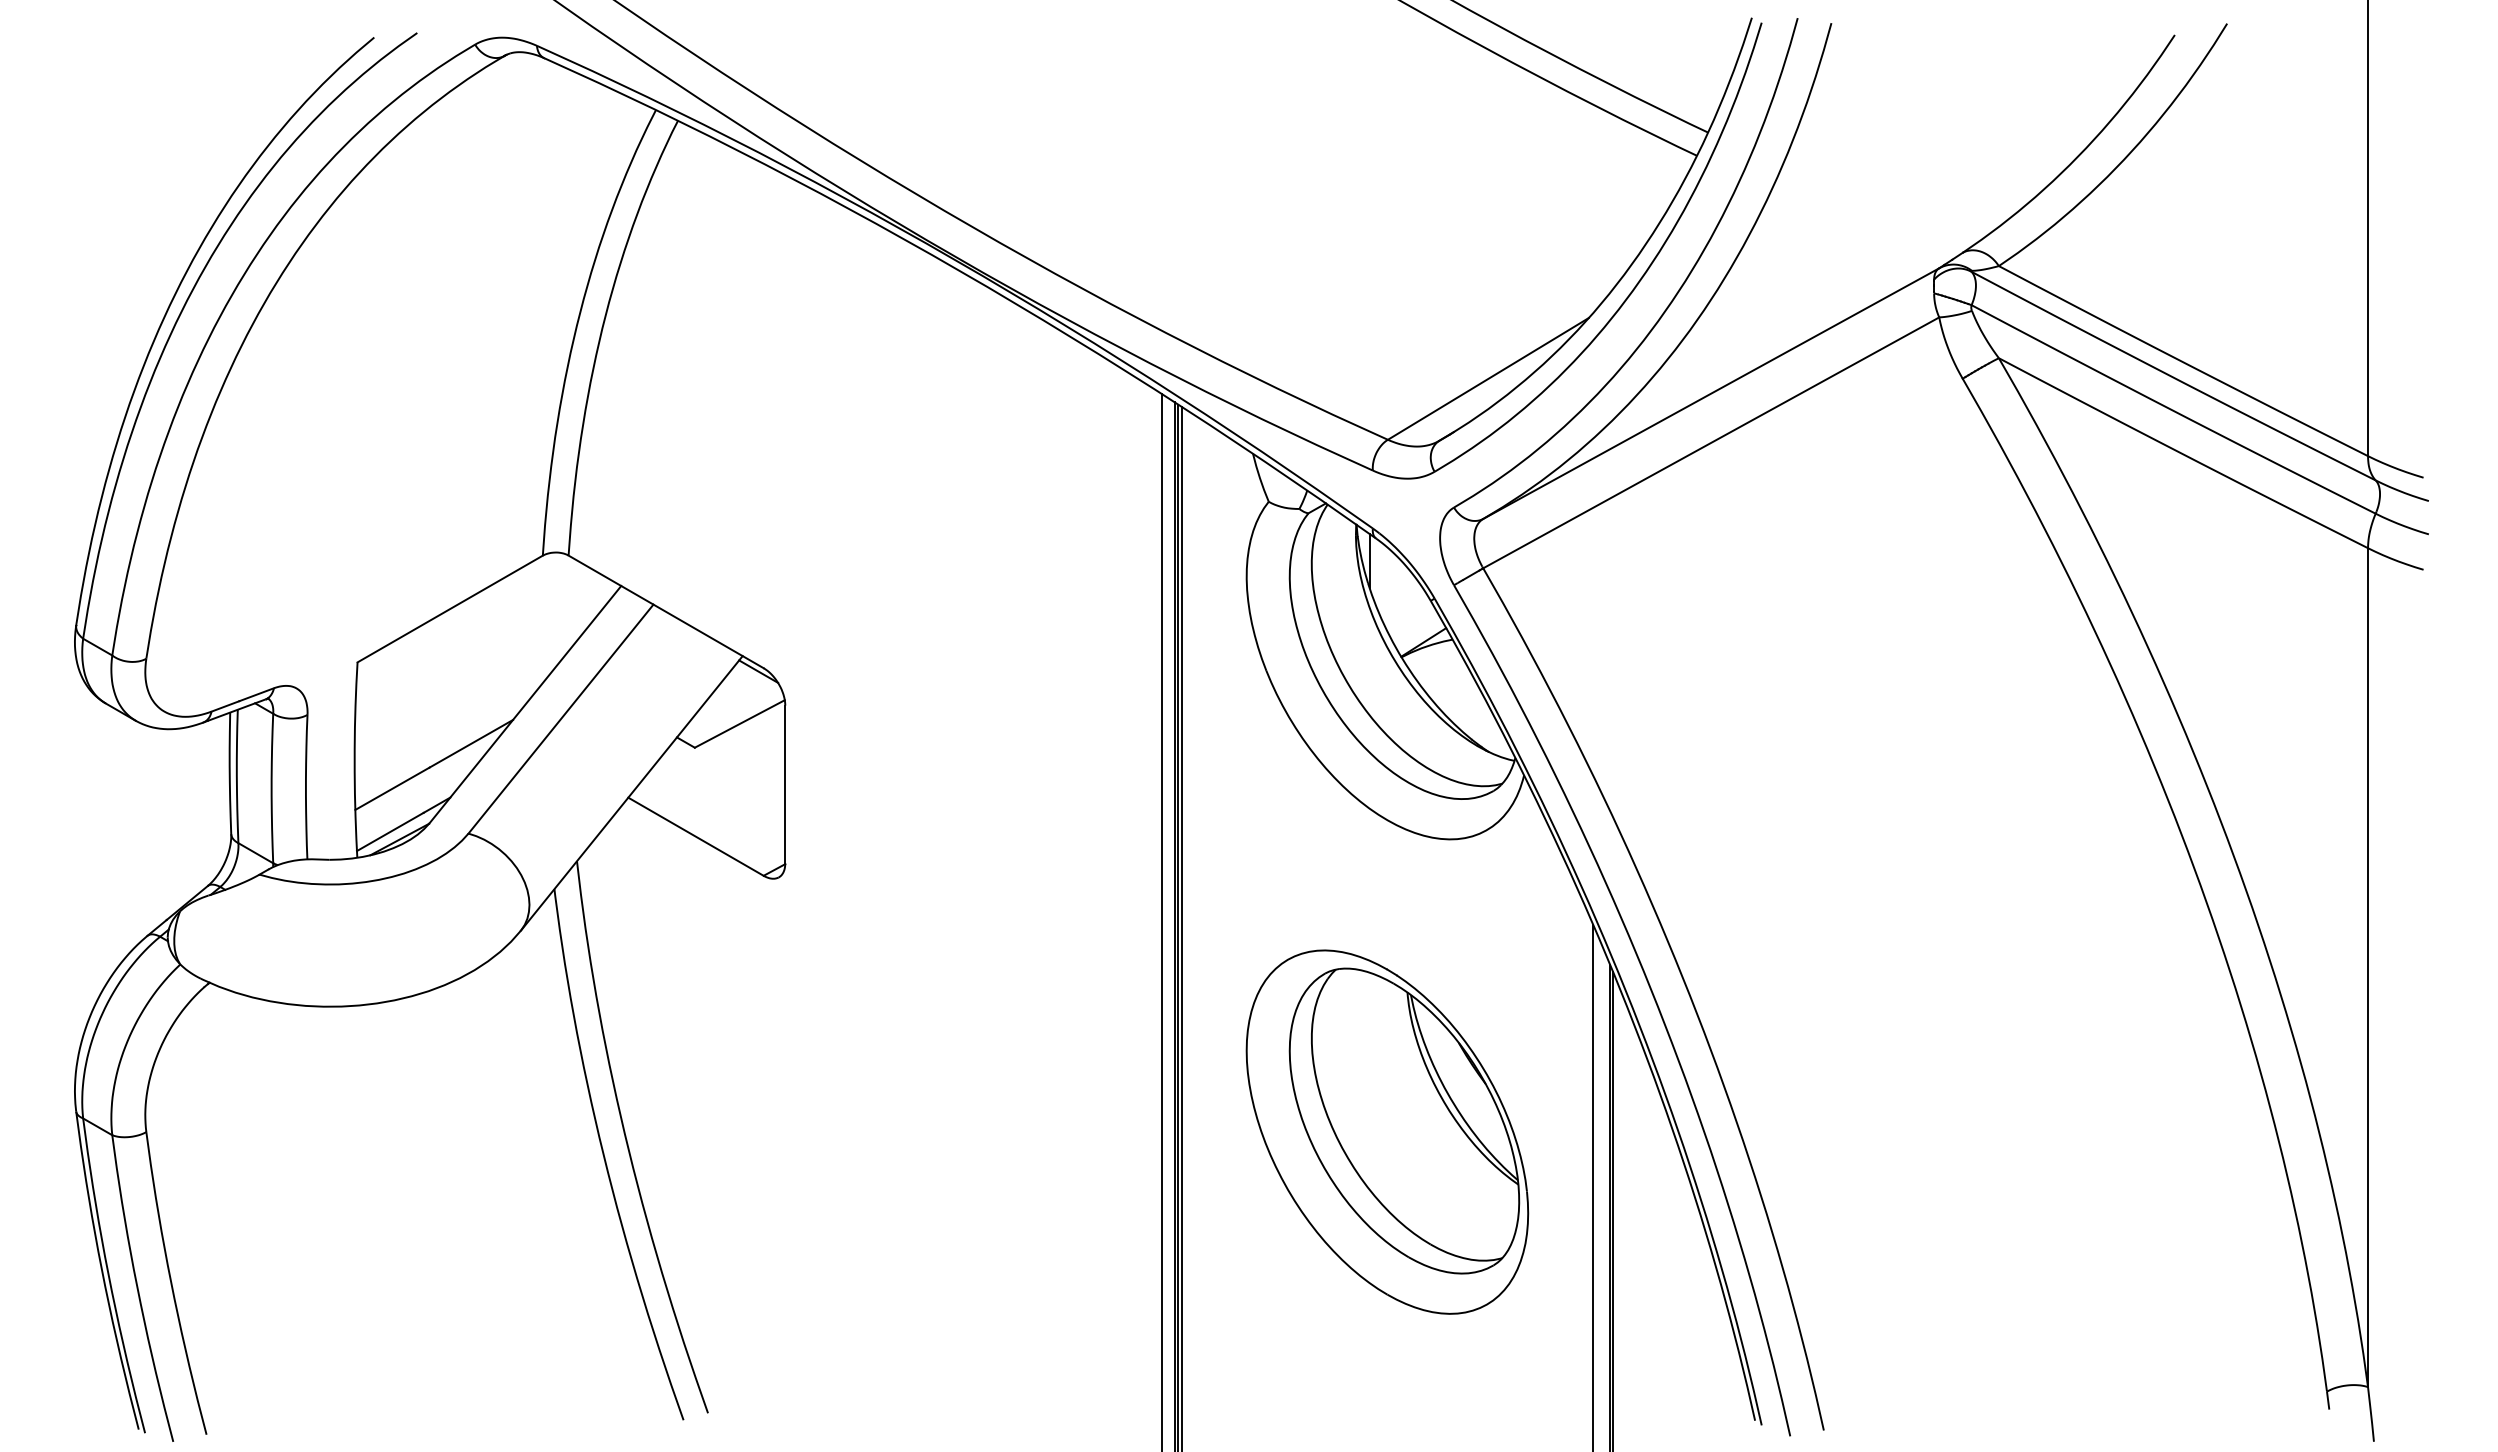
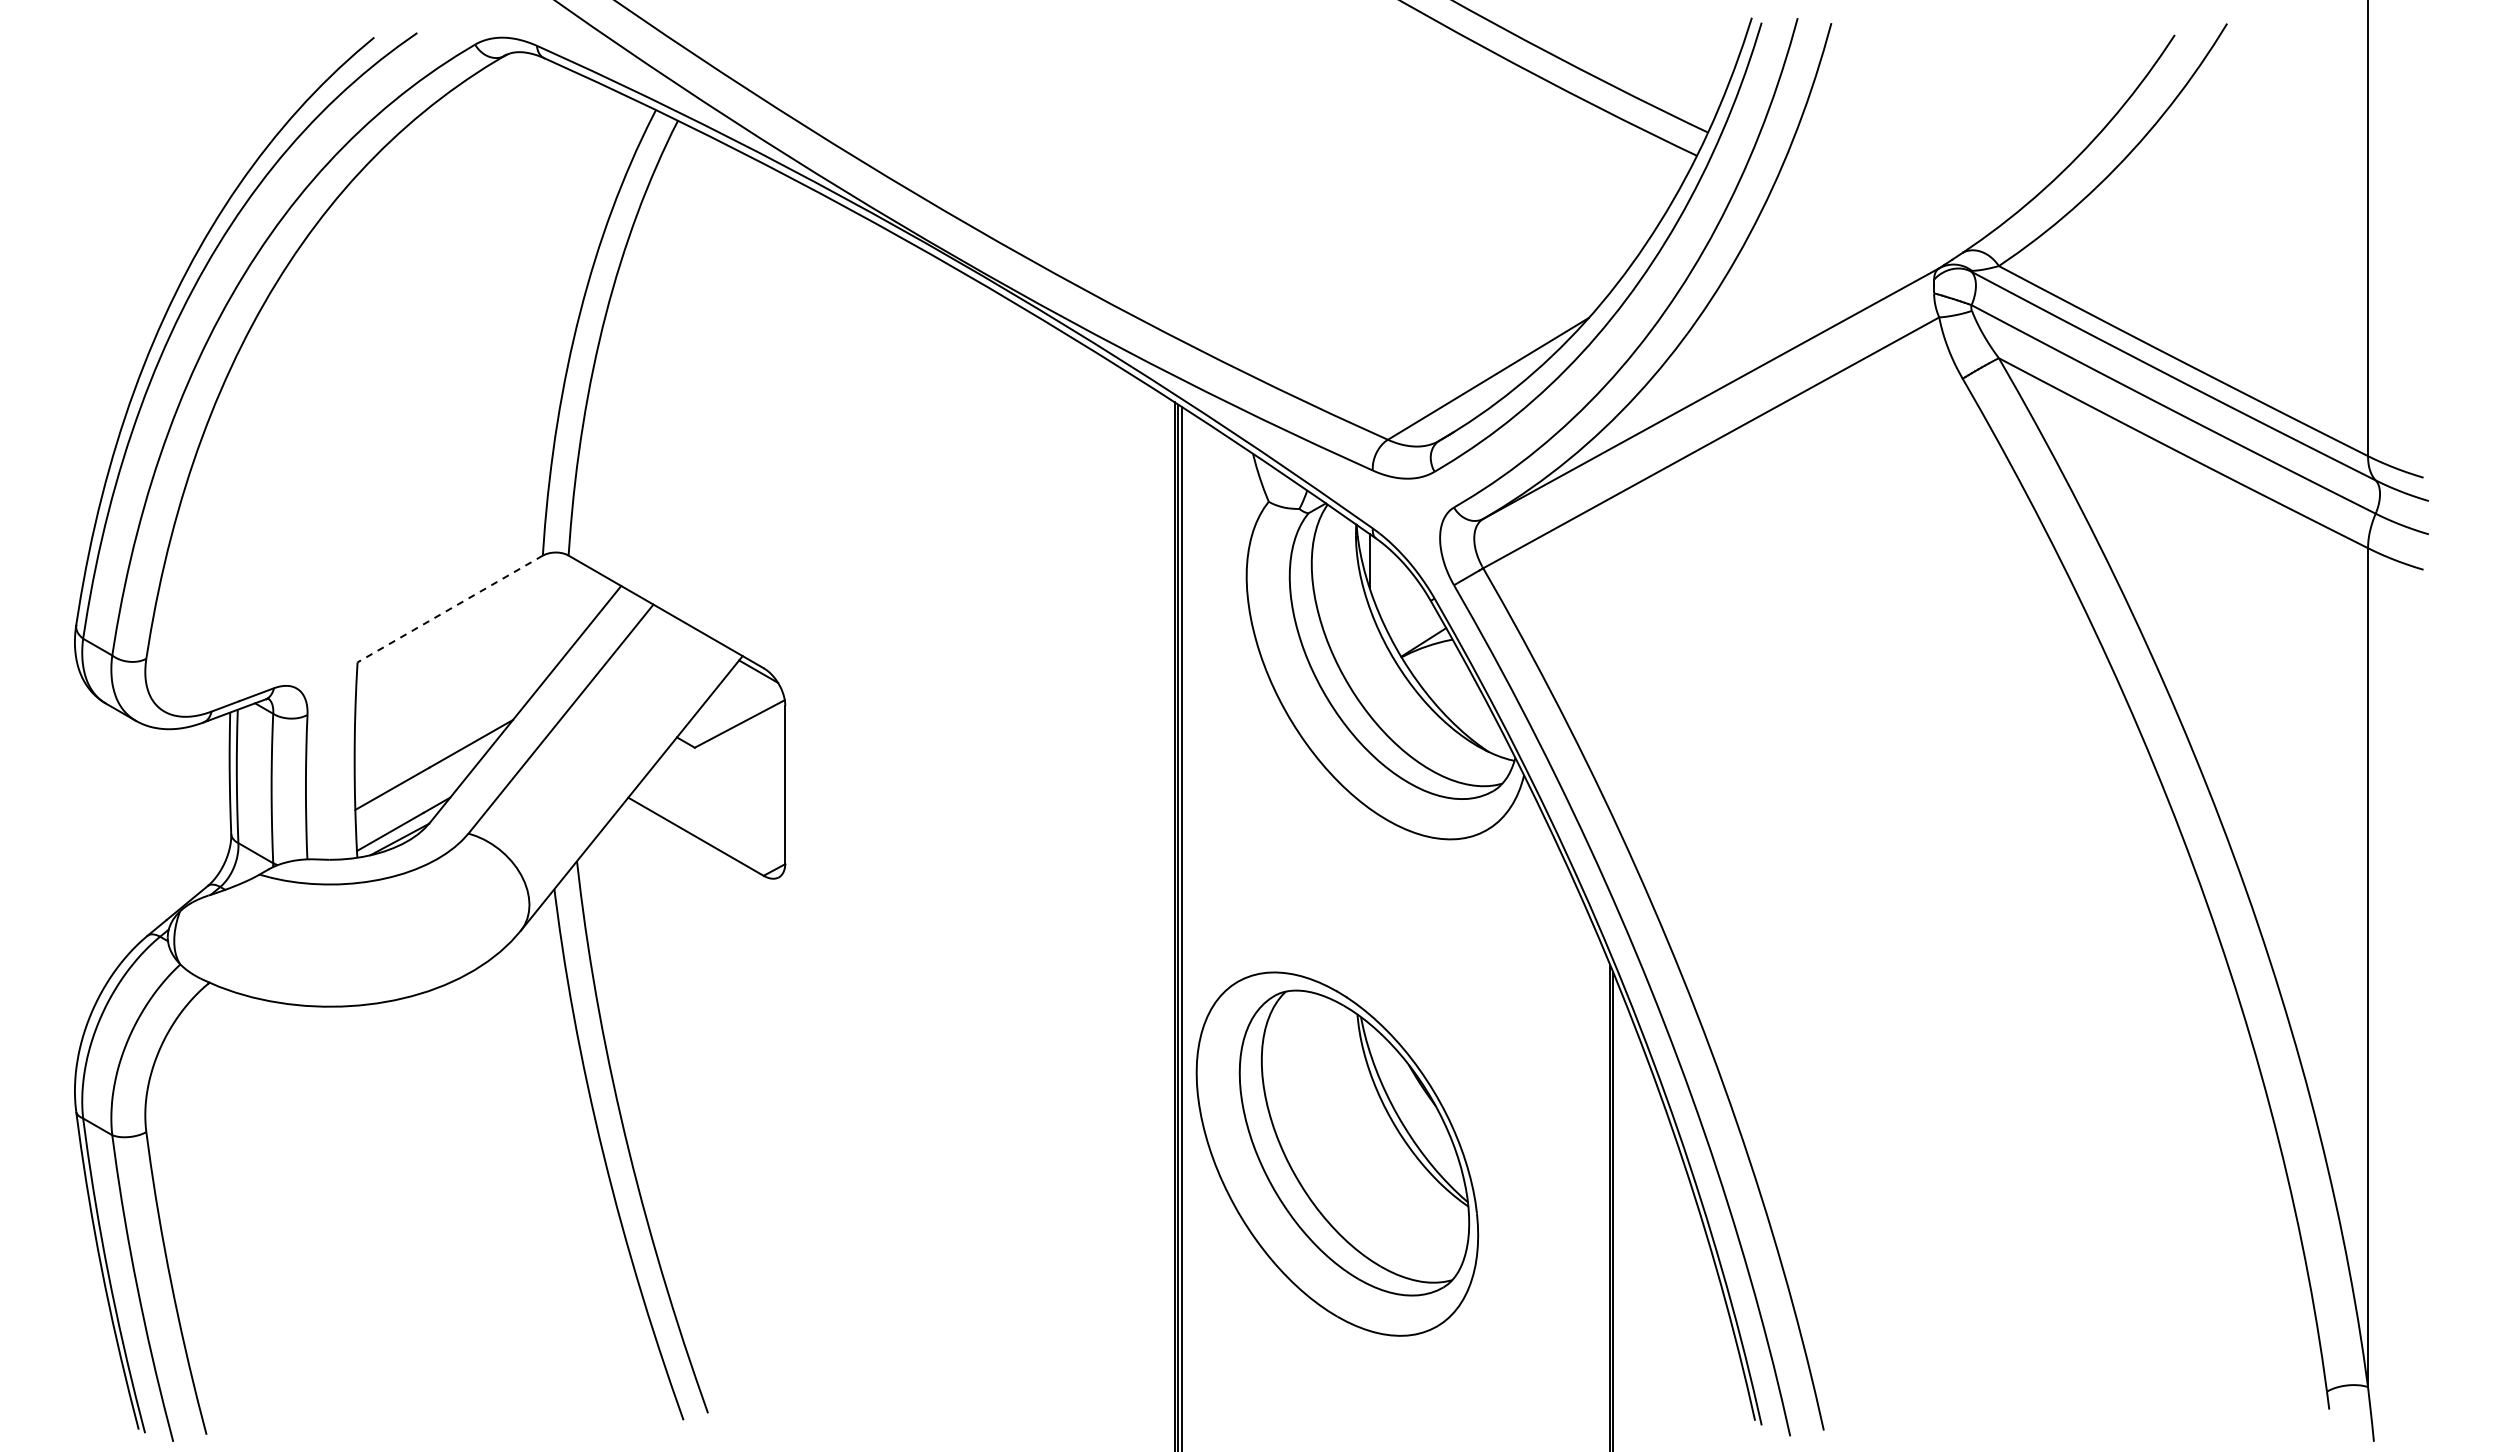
line: solid -> dashed (450, 609)
line: present -> none (1161, 921)
part position: (1387, 1131) -> (1337, 1153) (1337, 1153)
line: present -> none (1593, 1186)
